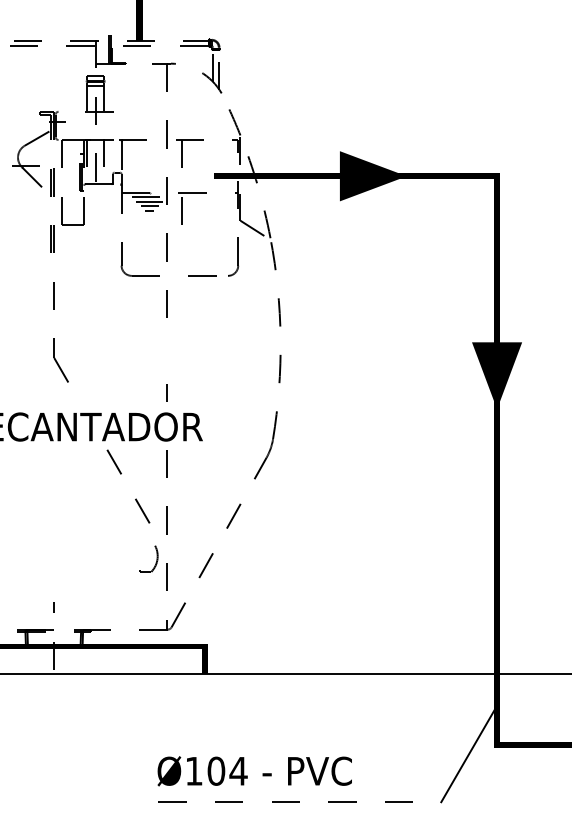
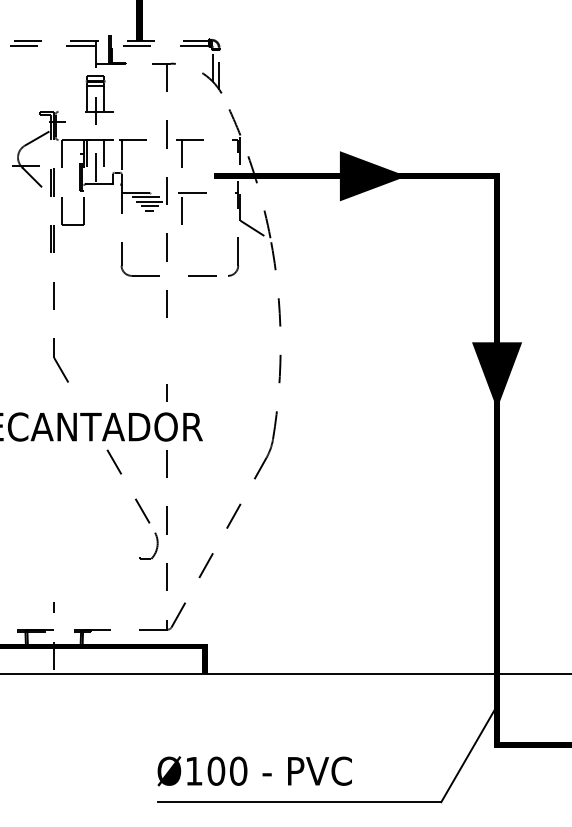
part position: (156, 558) -> (156, 545) (156, 545)
text: Ø104 -> Ø100 (238, 770)
line: dashed -> solid (300, 802)
